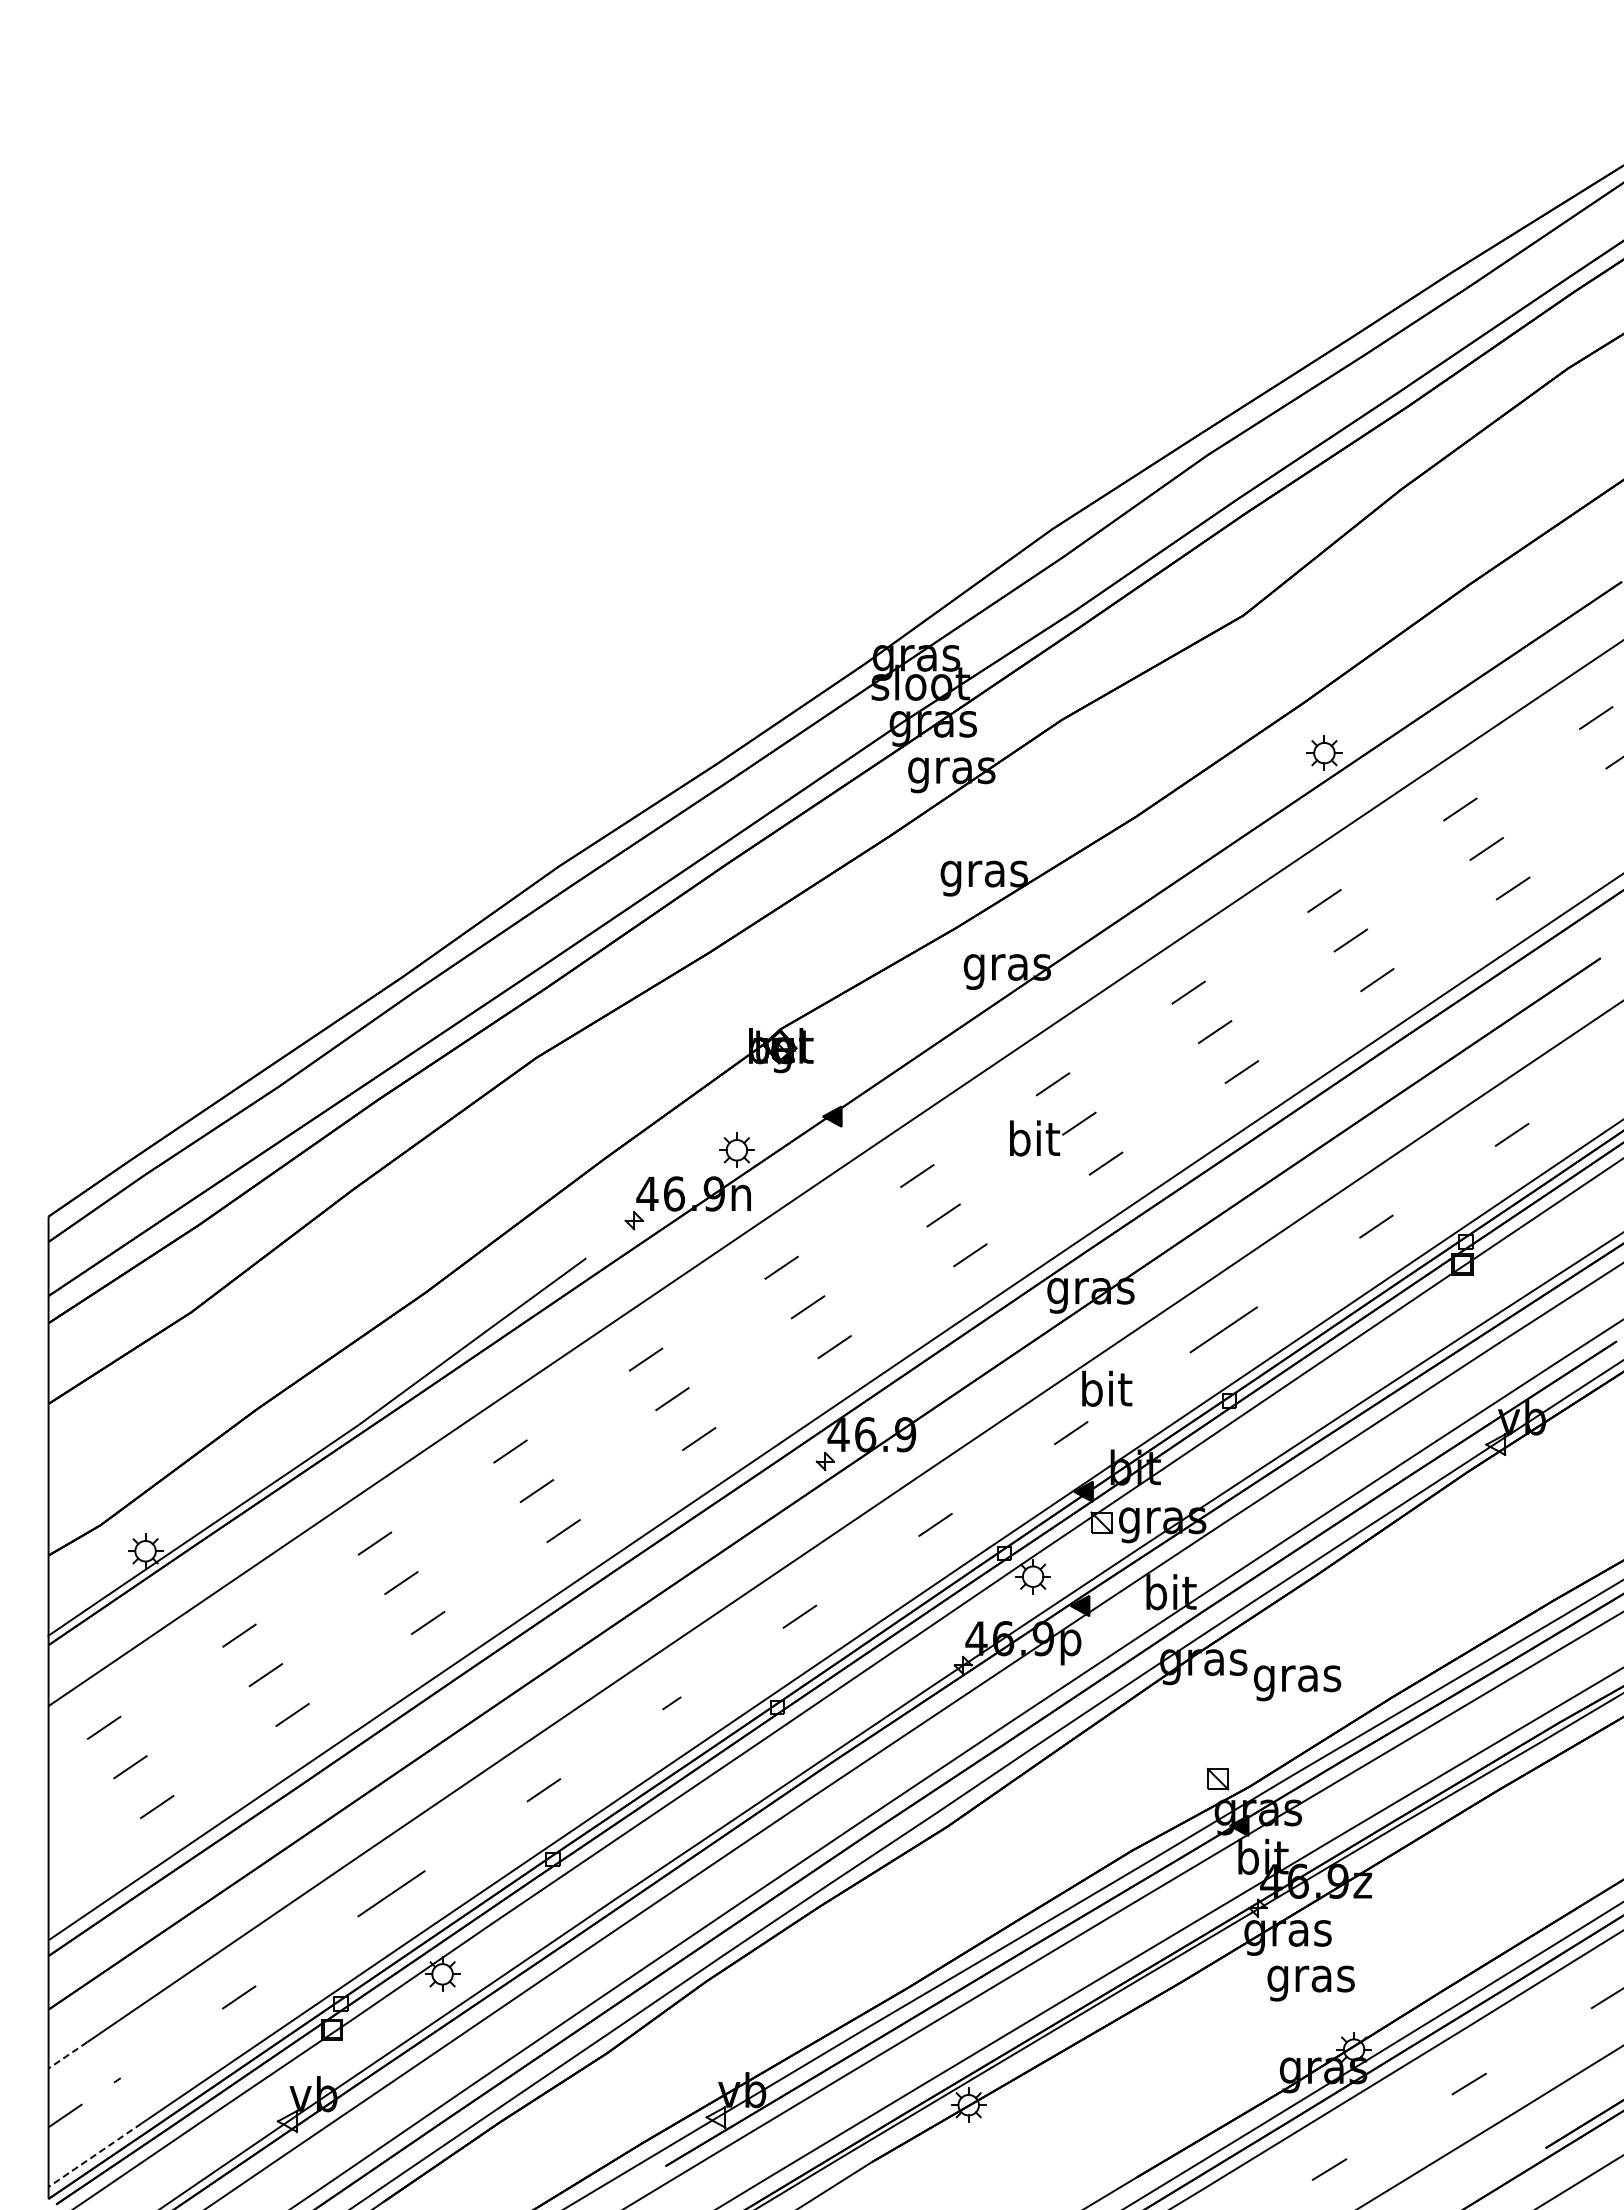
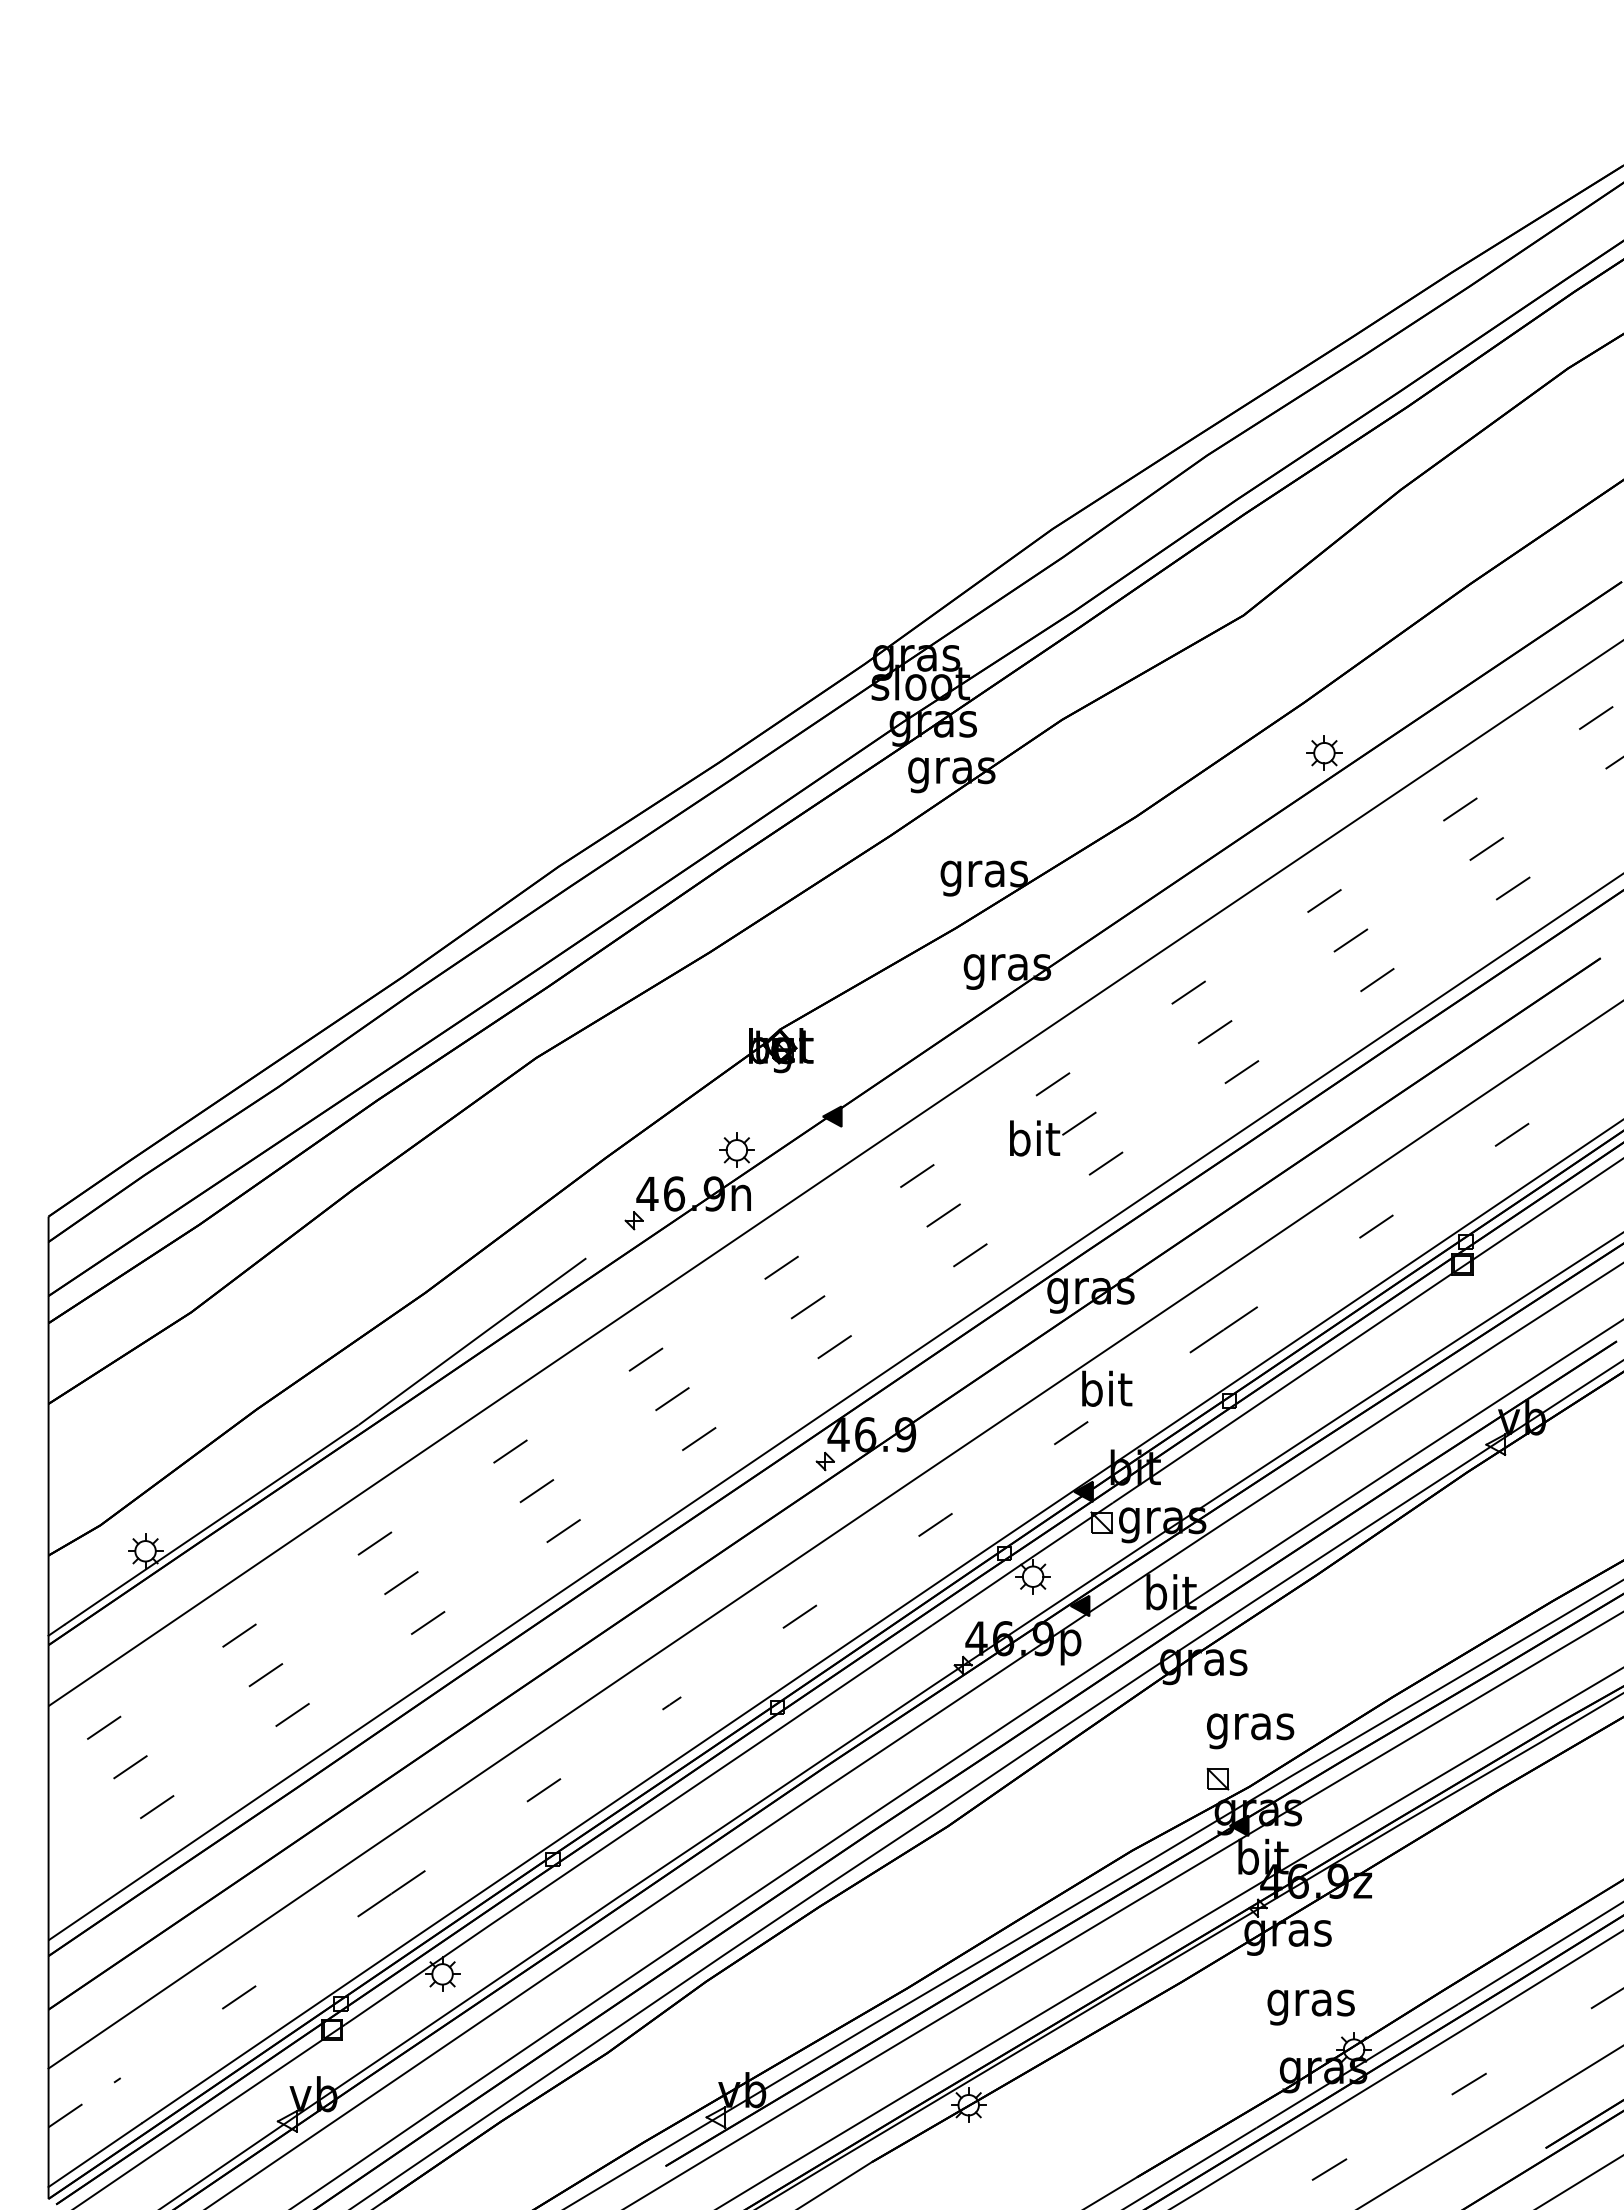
text position: (1297, 1683) -> (1250, 1731) (1250, 1731)
text position: (1310, 1983) -> (1310, 2007) (1310, 2007)
line: dashed -> solid (67, 2055)
line: dashed -> solid (94, 2155)
